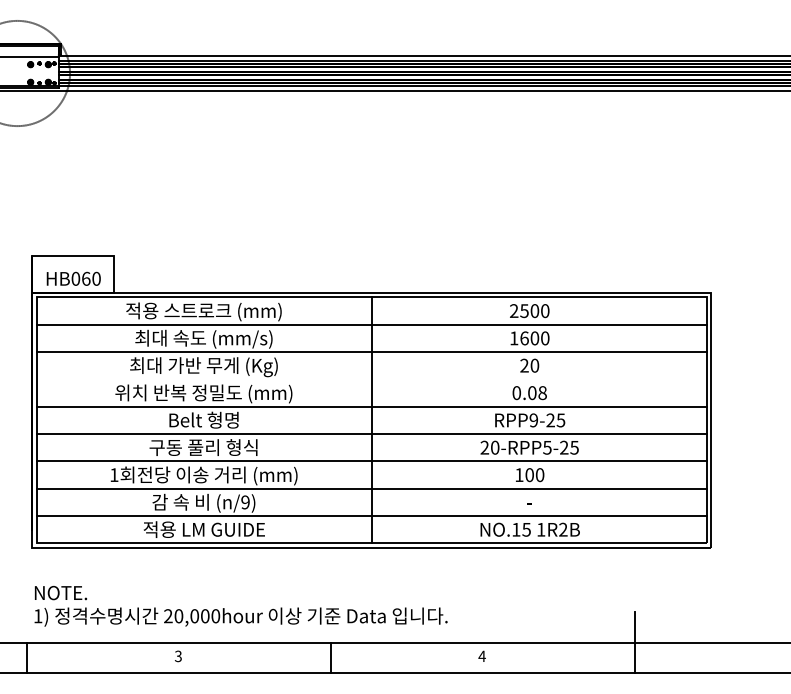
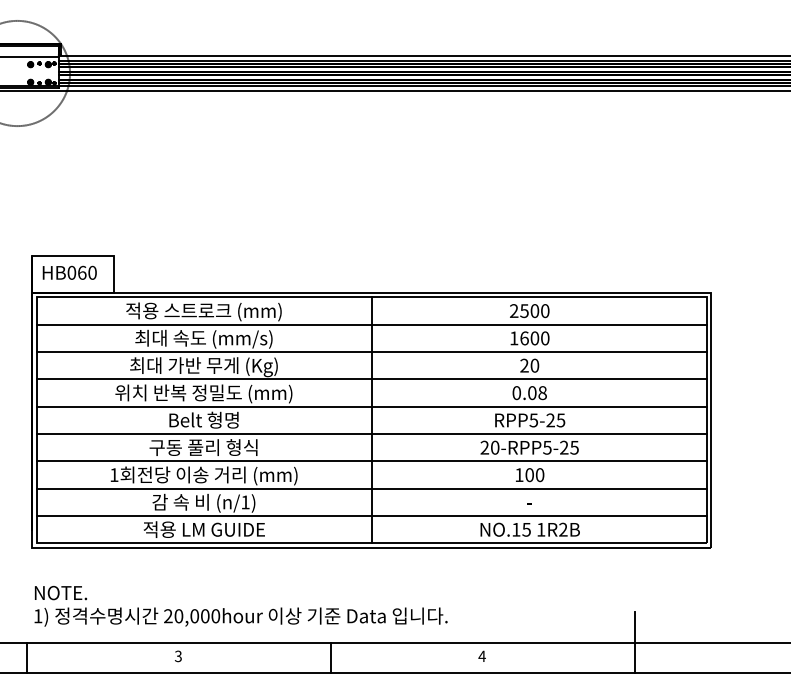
text position: (73, 278) -> (69, 272) (69, 272)
line: none -> present (371, 379)
text: RPP9-25 -> RPP5-25 (533, 420)
text: (n/9) -> (n/1) (245, 502)
